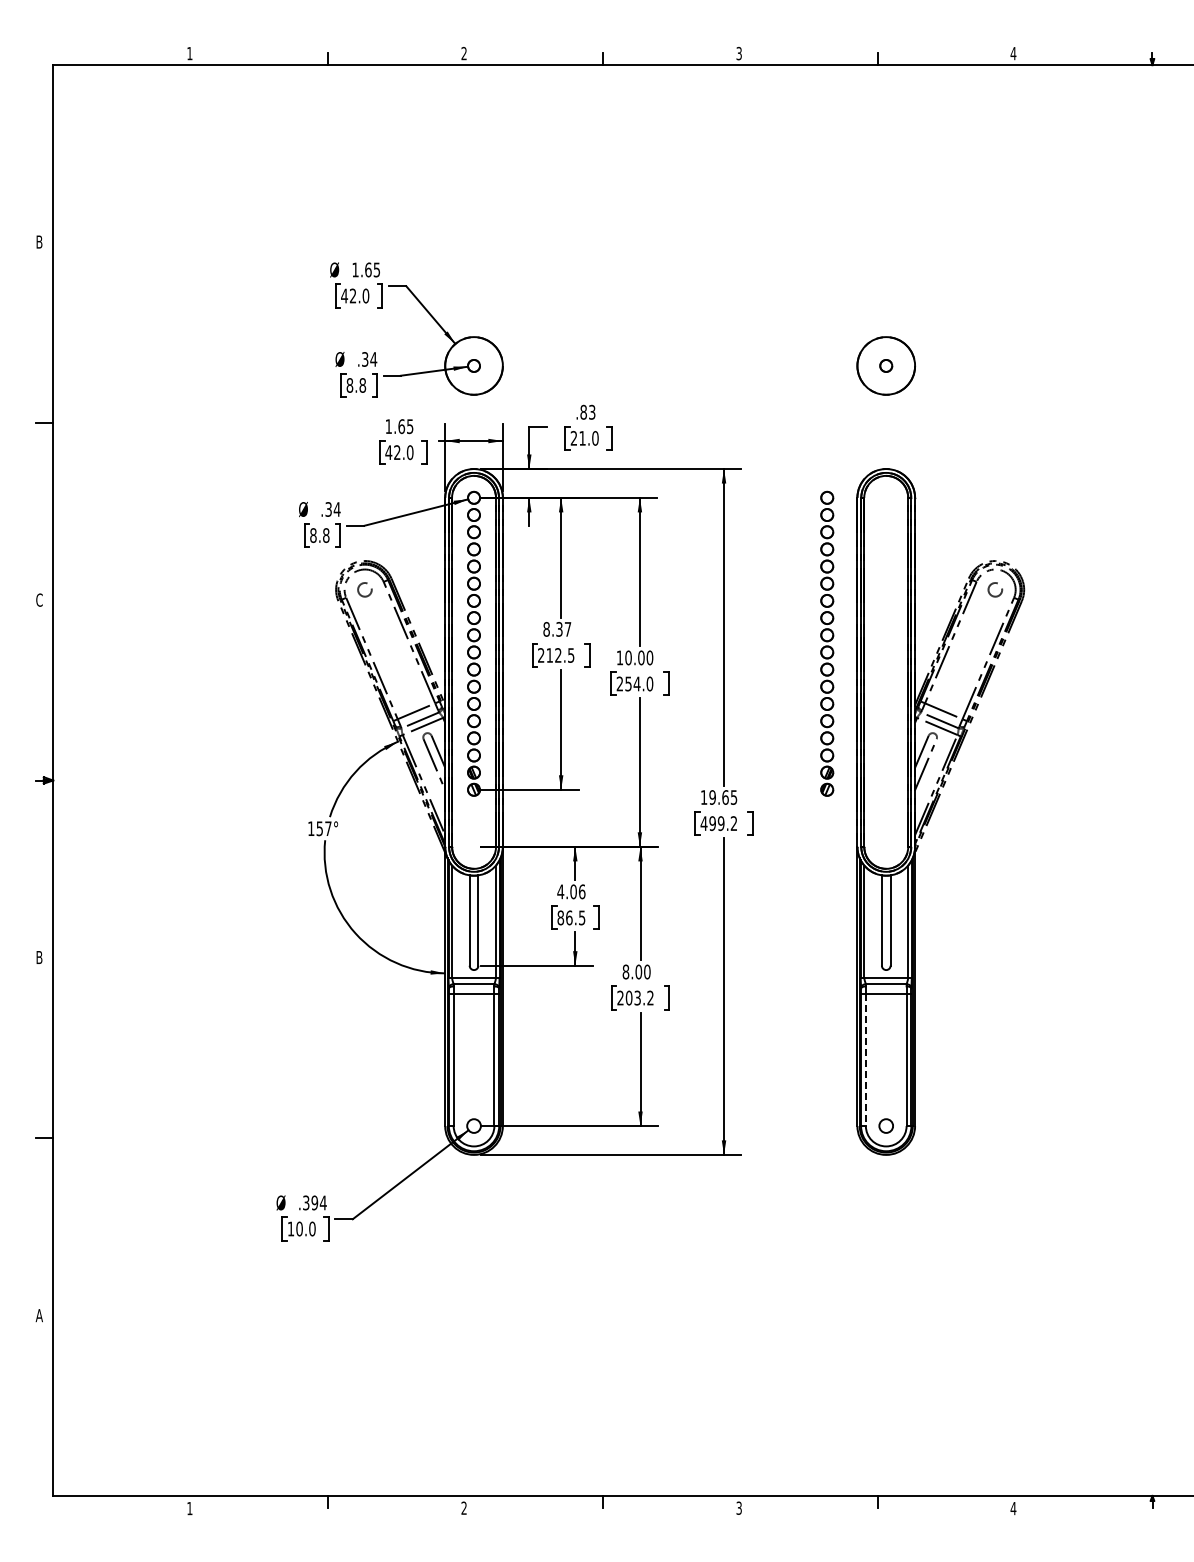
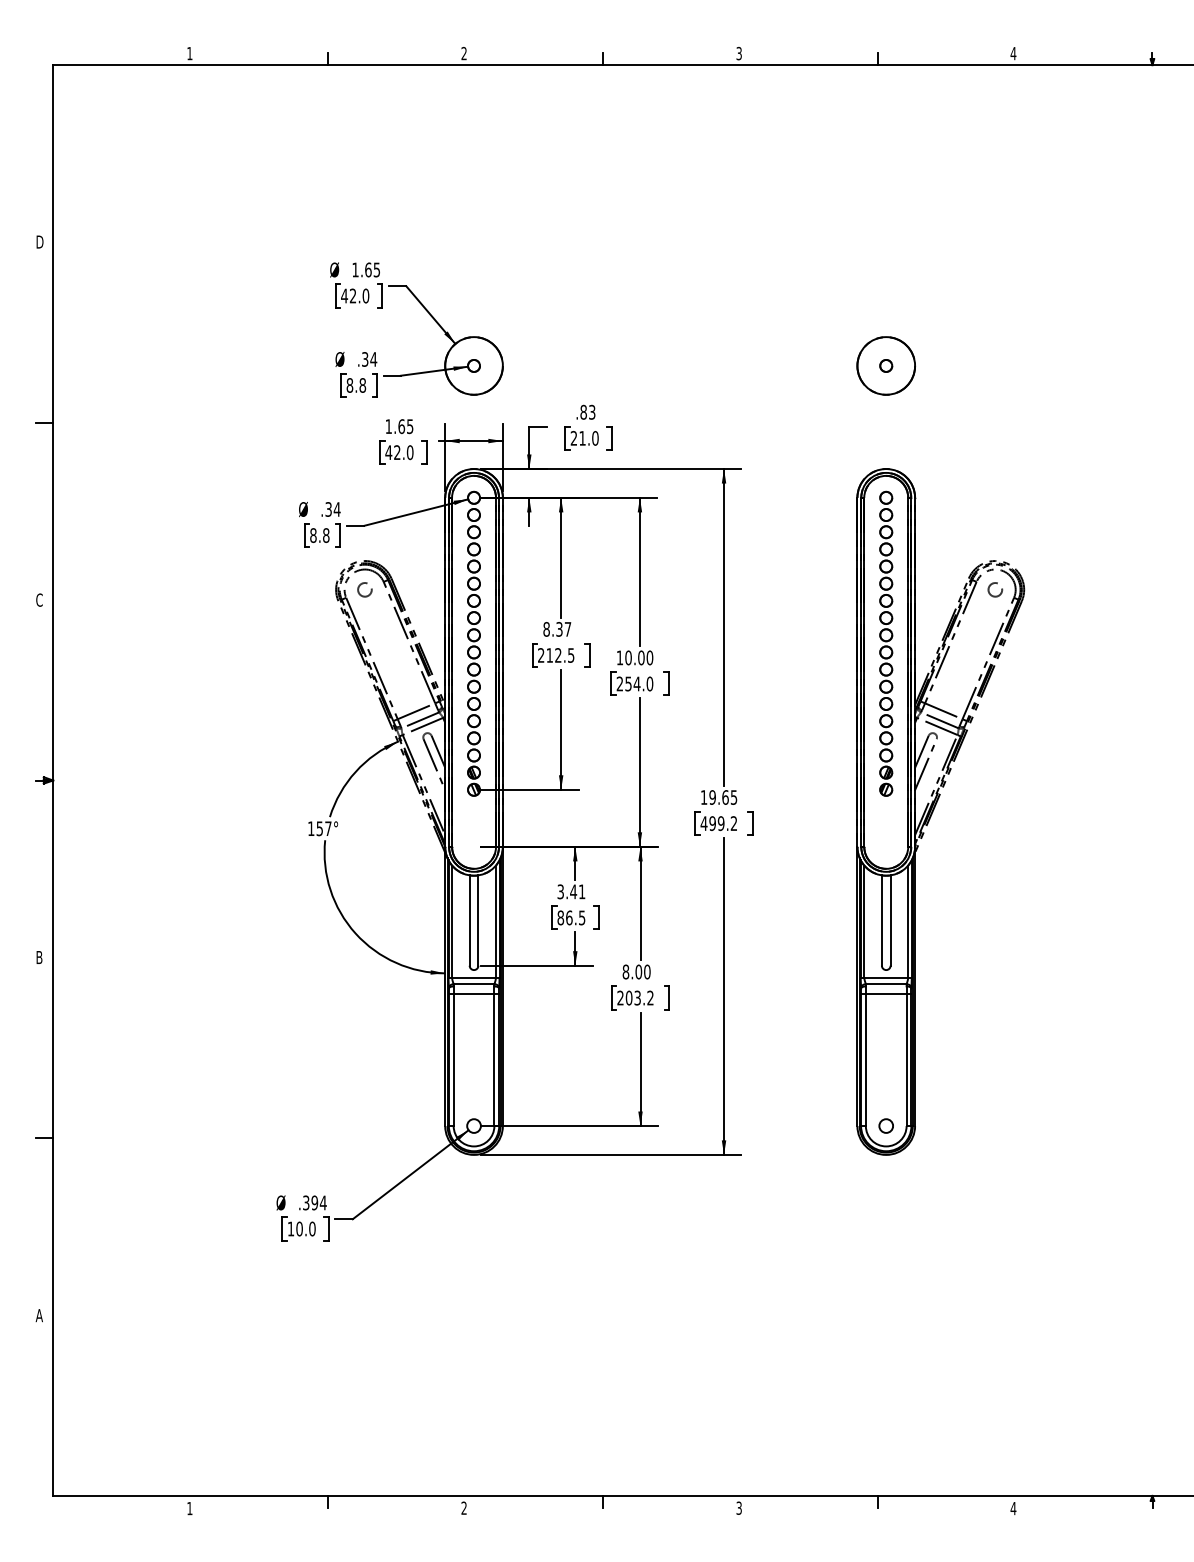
text: B -> D (40, 242)
part position: (827, 643) -> (886, 643) (886, 643)
text: 4.06 -> 3.41 (571, 891)
line: dashed -> solid (865, 1060)
